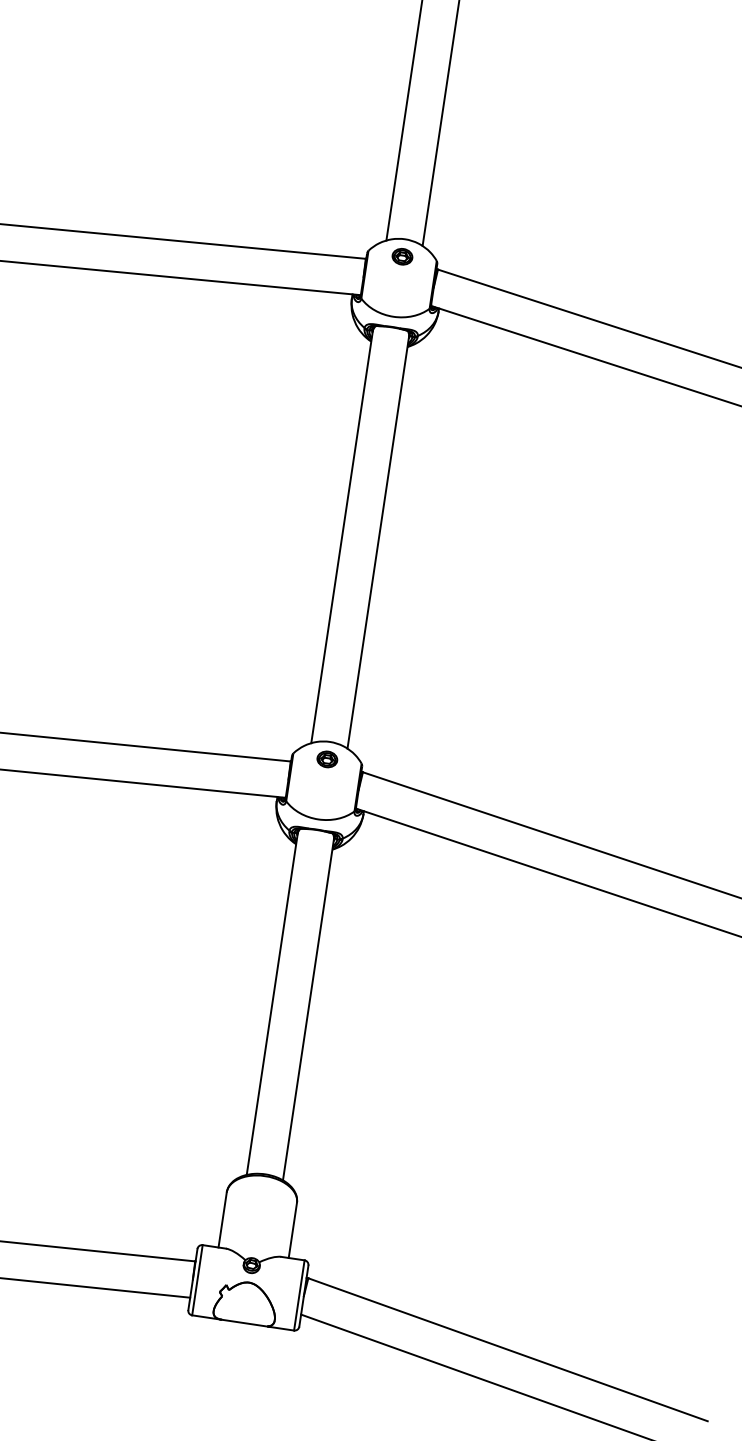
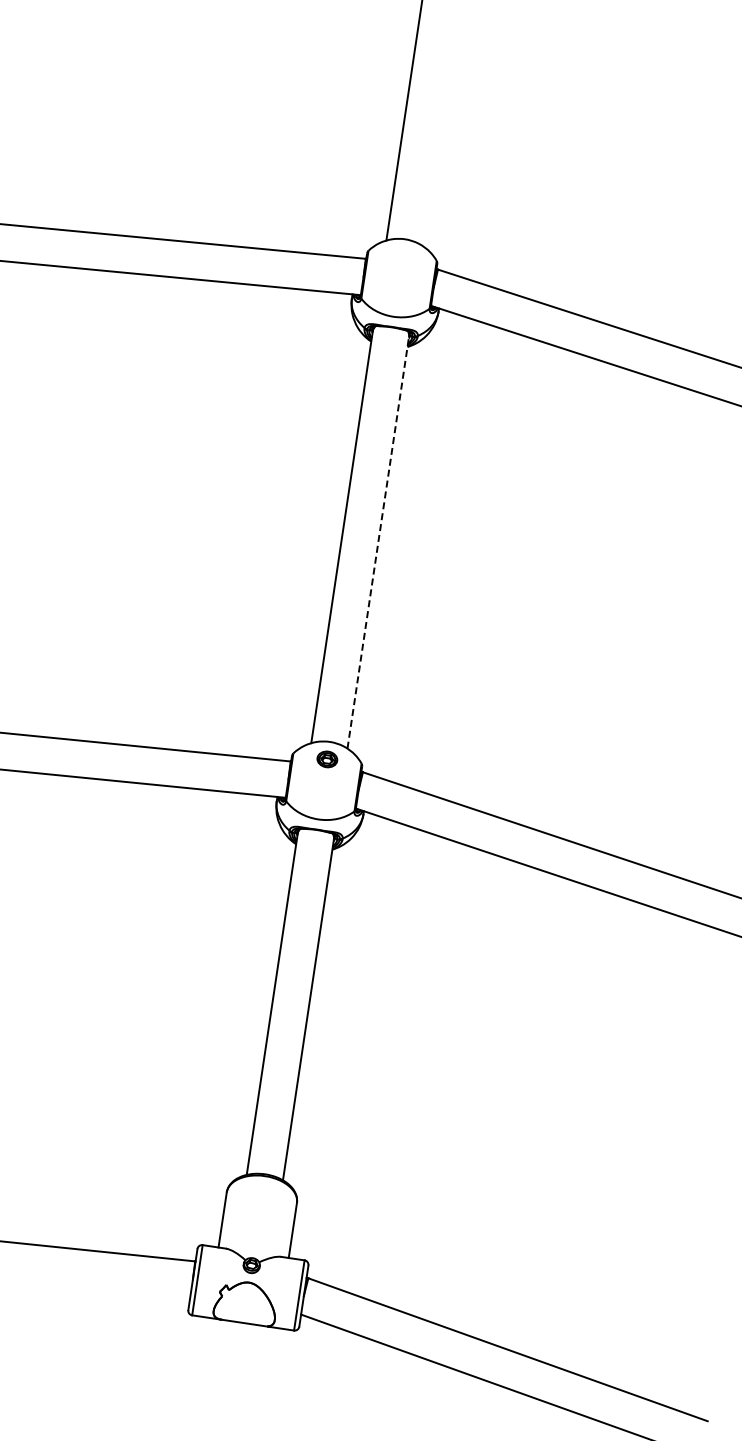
line: present -> none (440, 123)
part: present -> none (402, 256)
line: solid -> dashed (378, 541)
line: present -> none (96, 1287)
